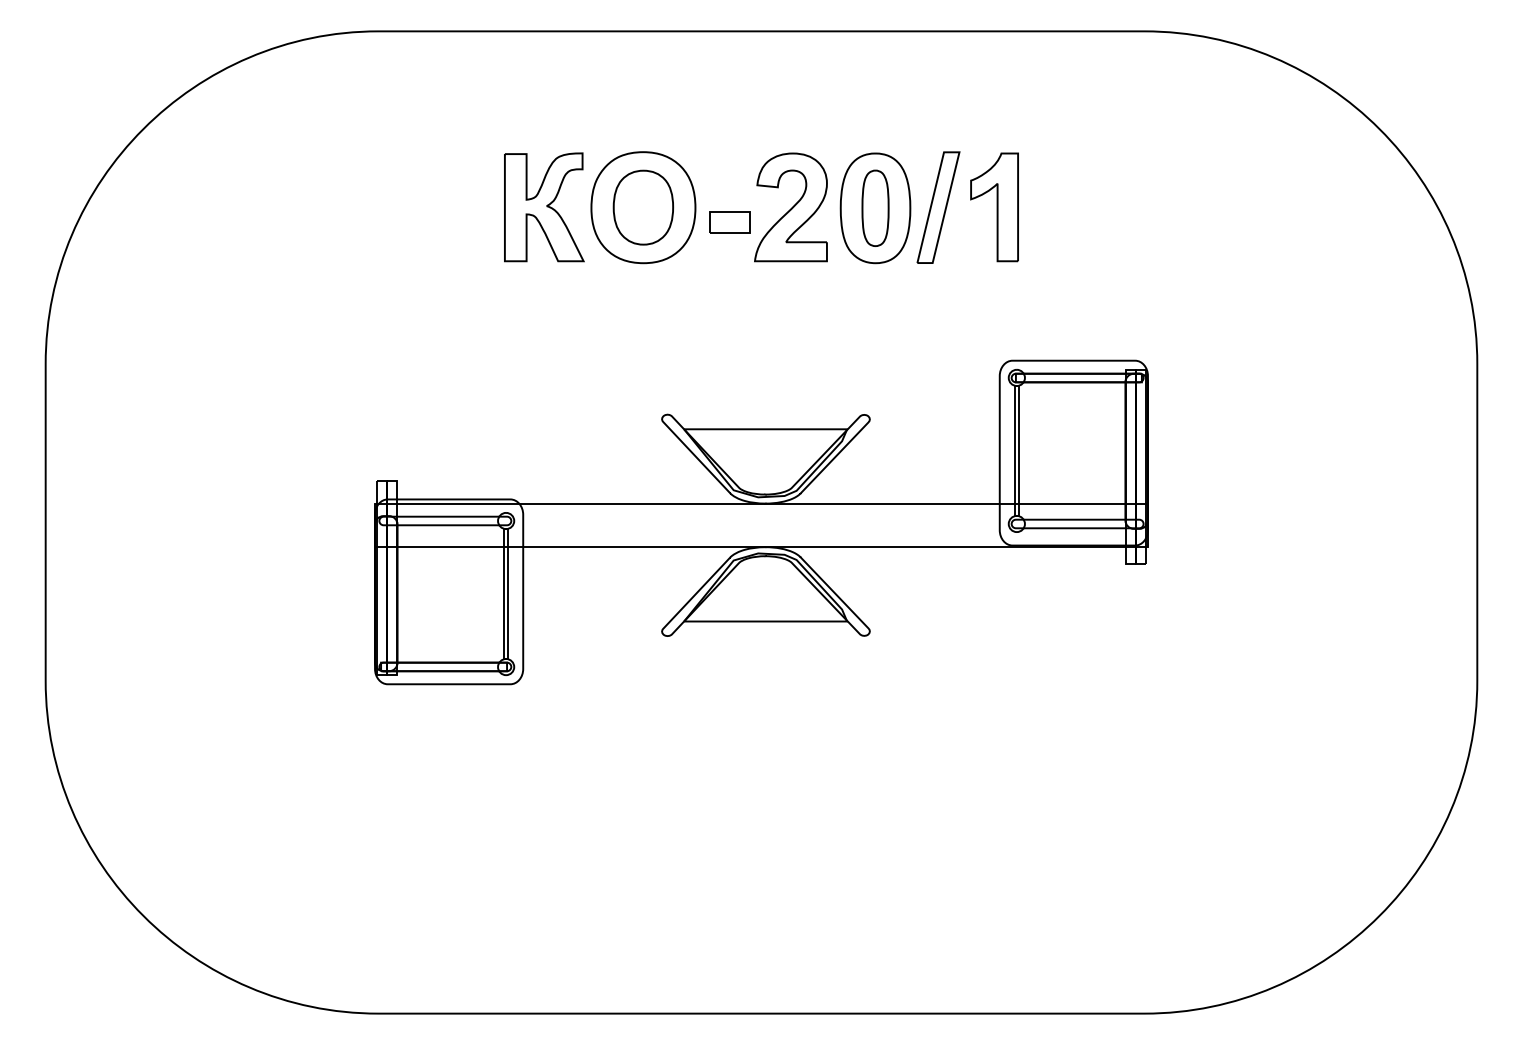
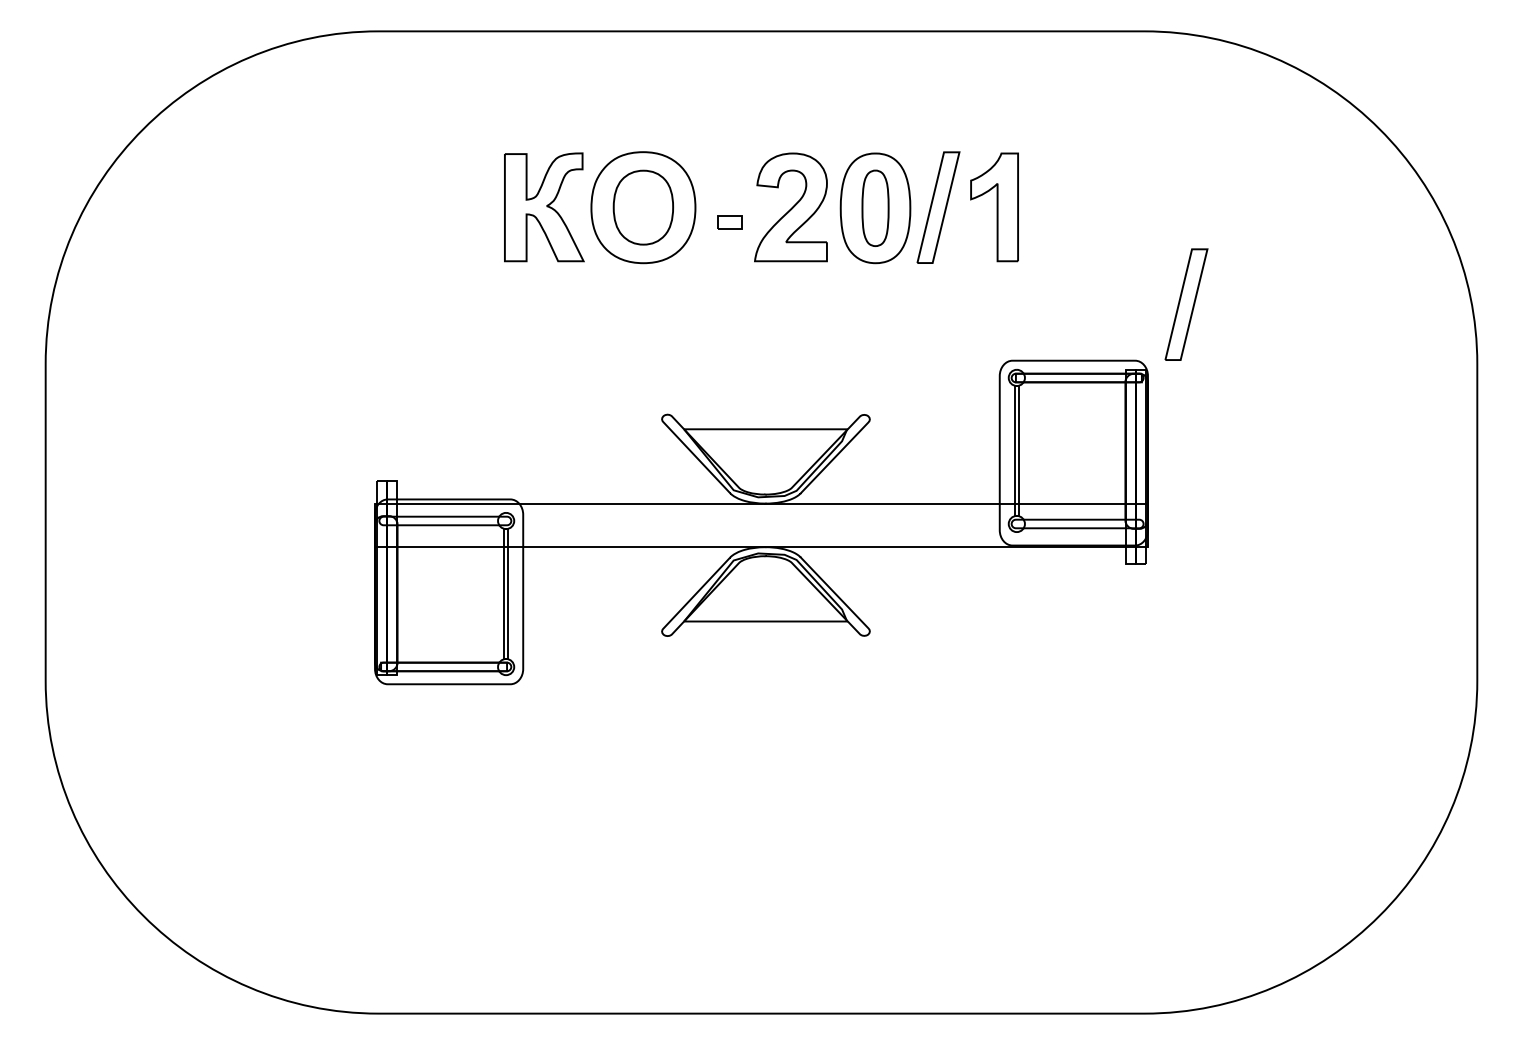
part size: 42x23 px -> 26x15 px (729, 222)
part: none -> present (1186, 304)
